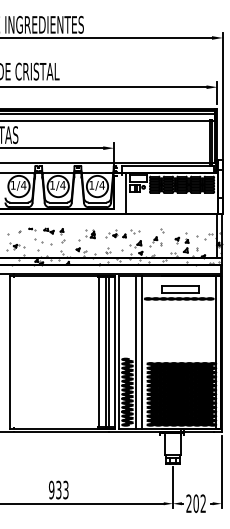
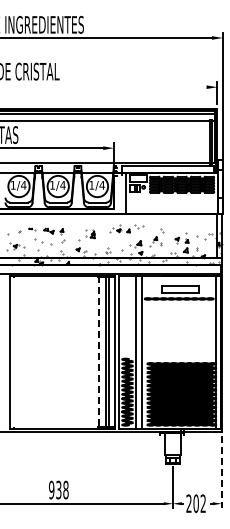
line: present -> none (104, 87)
part position: (122, 233) -> (126, 228) (126, 228)
line: solid -> dashed (99, 352)
line: solid -> dashed (221, 472)
text: 933 -> 938 (65, 490)
